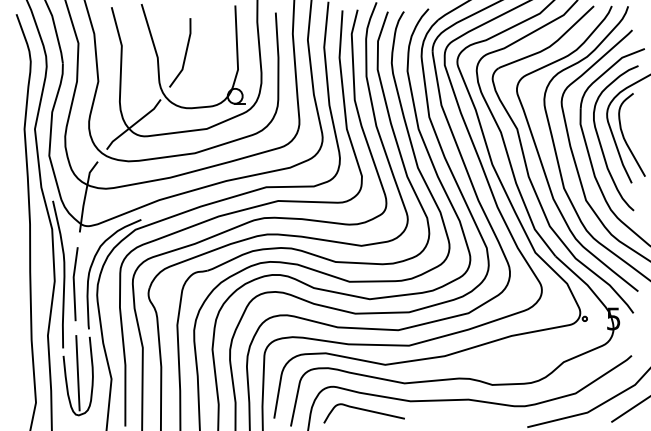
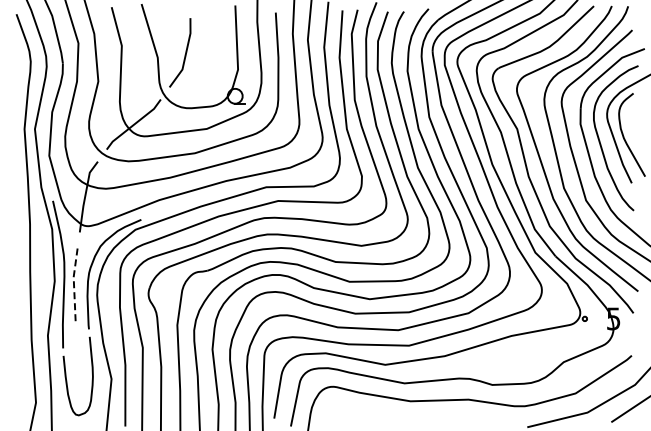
line: solid -> dashed (73, 283)
line: present -> none (77, 373)
curve: present -> none (363, 410)
